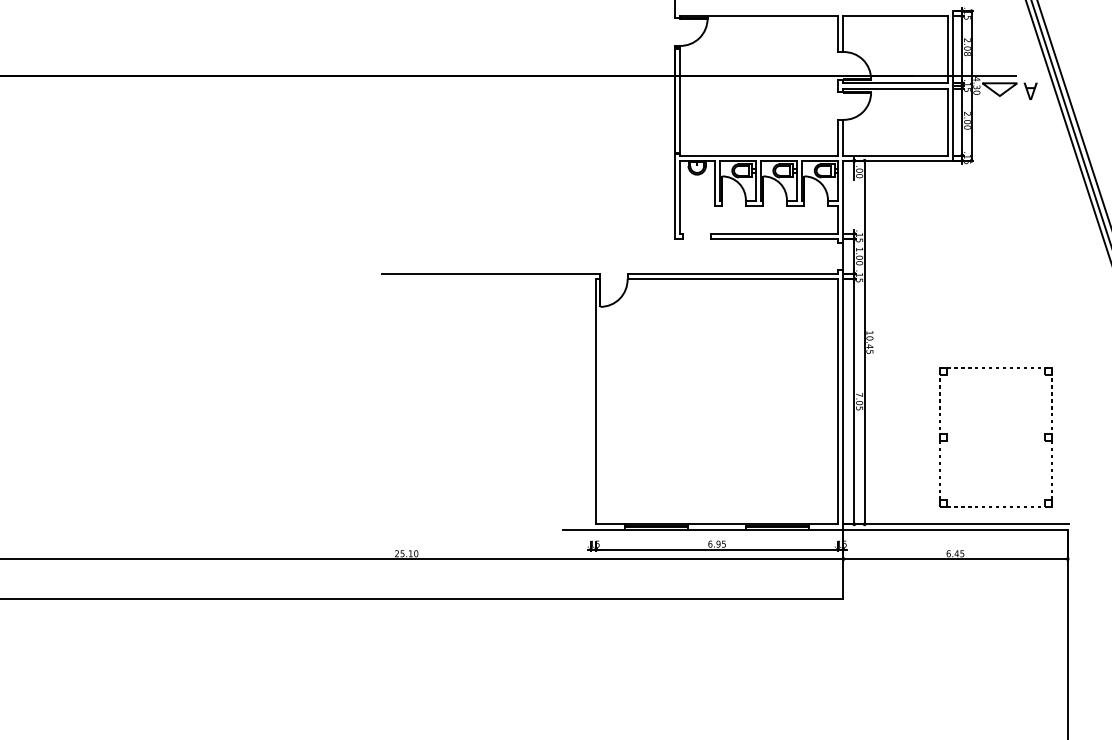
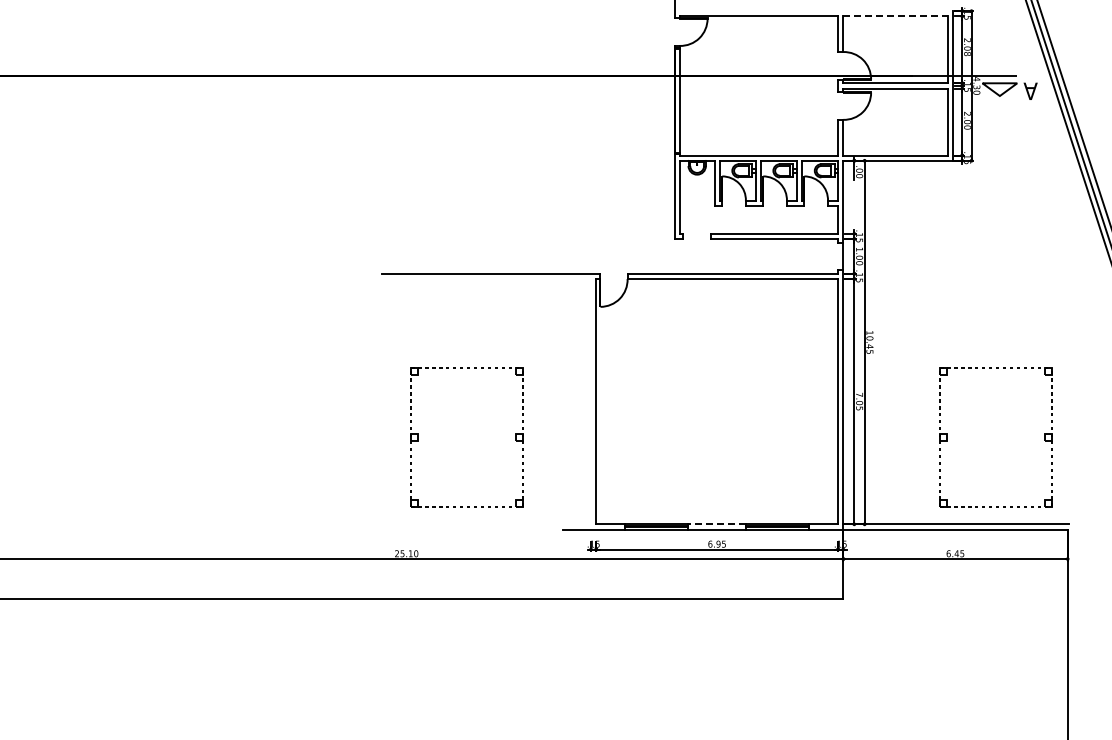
line: solid -> dashed (896, 16)
part: none -> present (418, 437)
line: solid -> dashed (717, 524)
